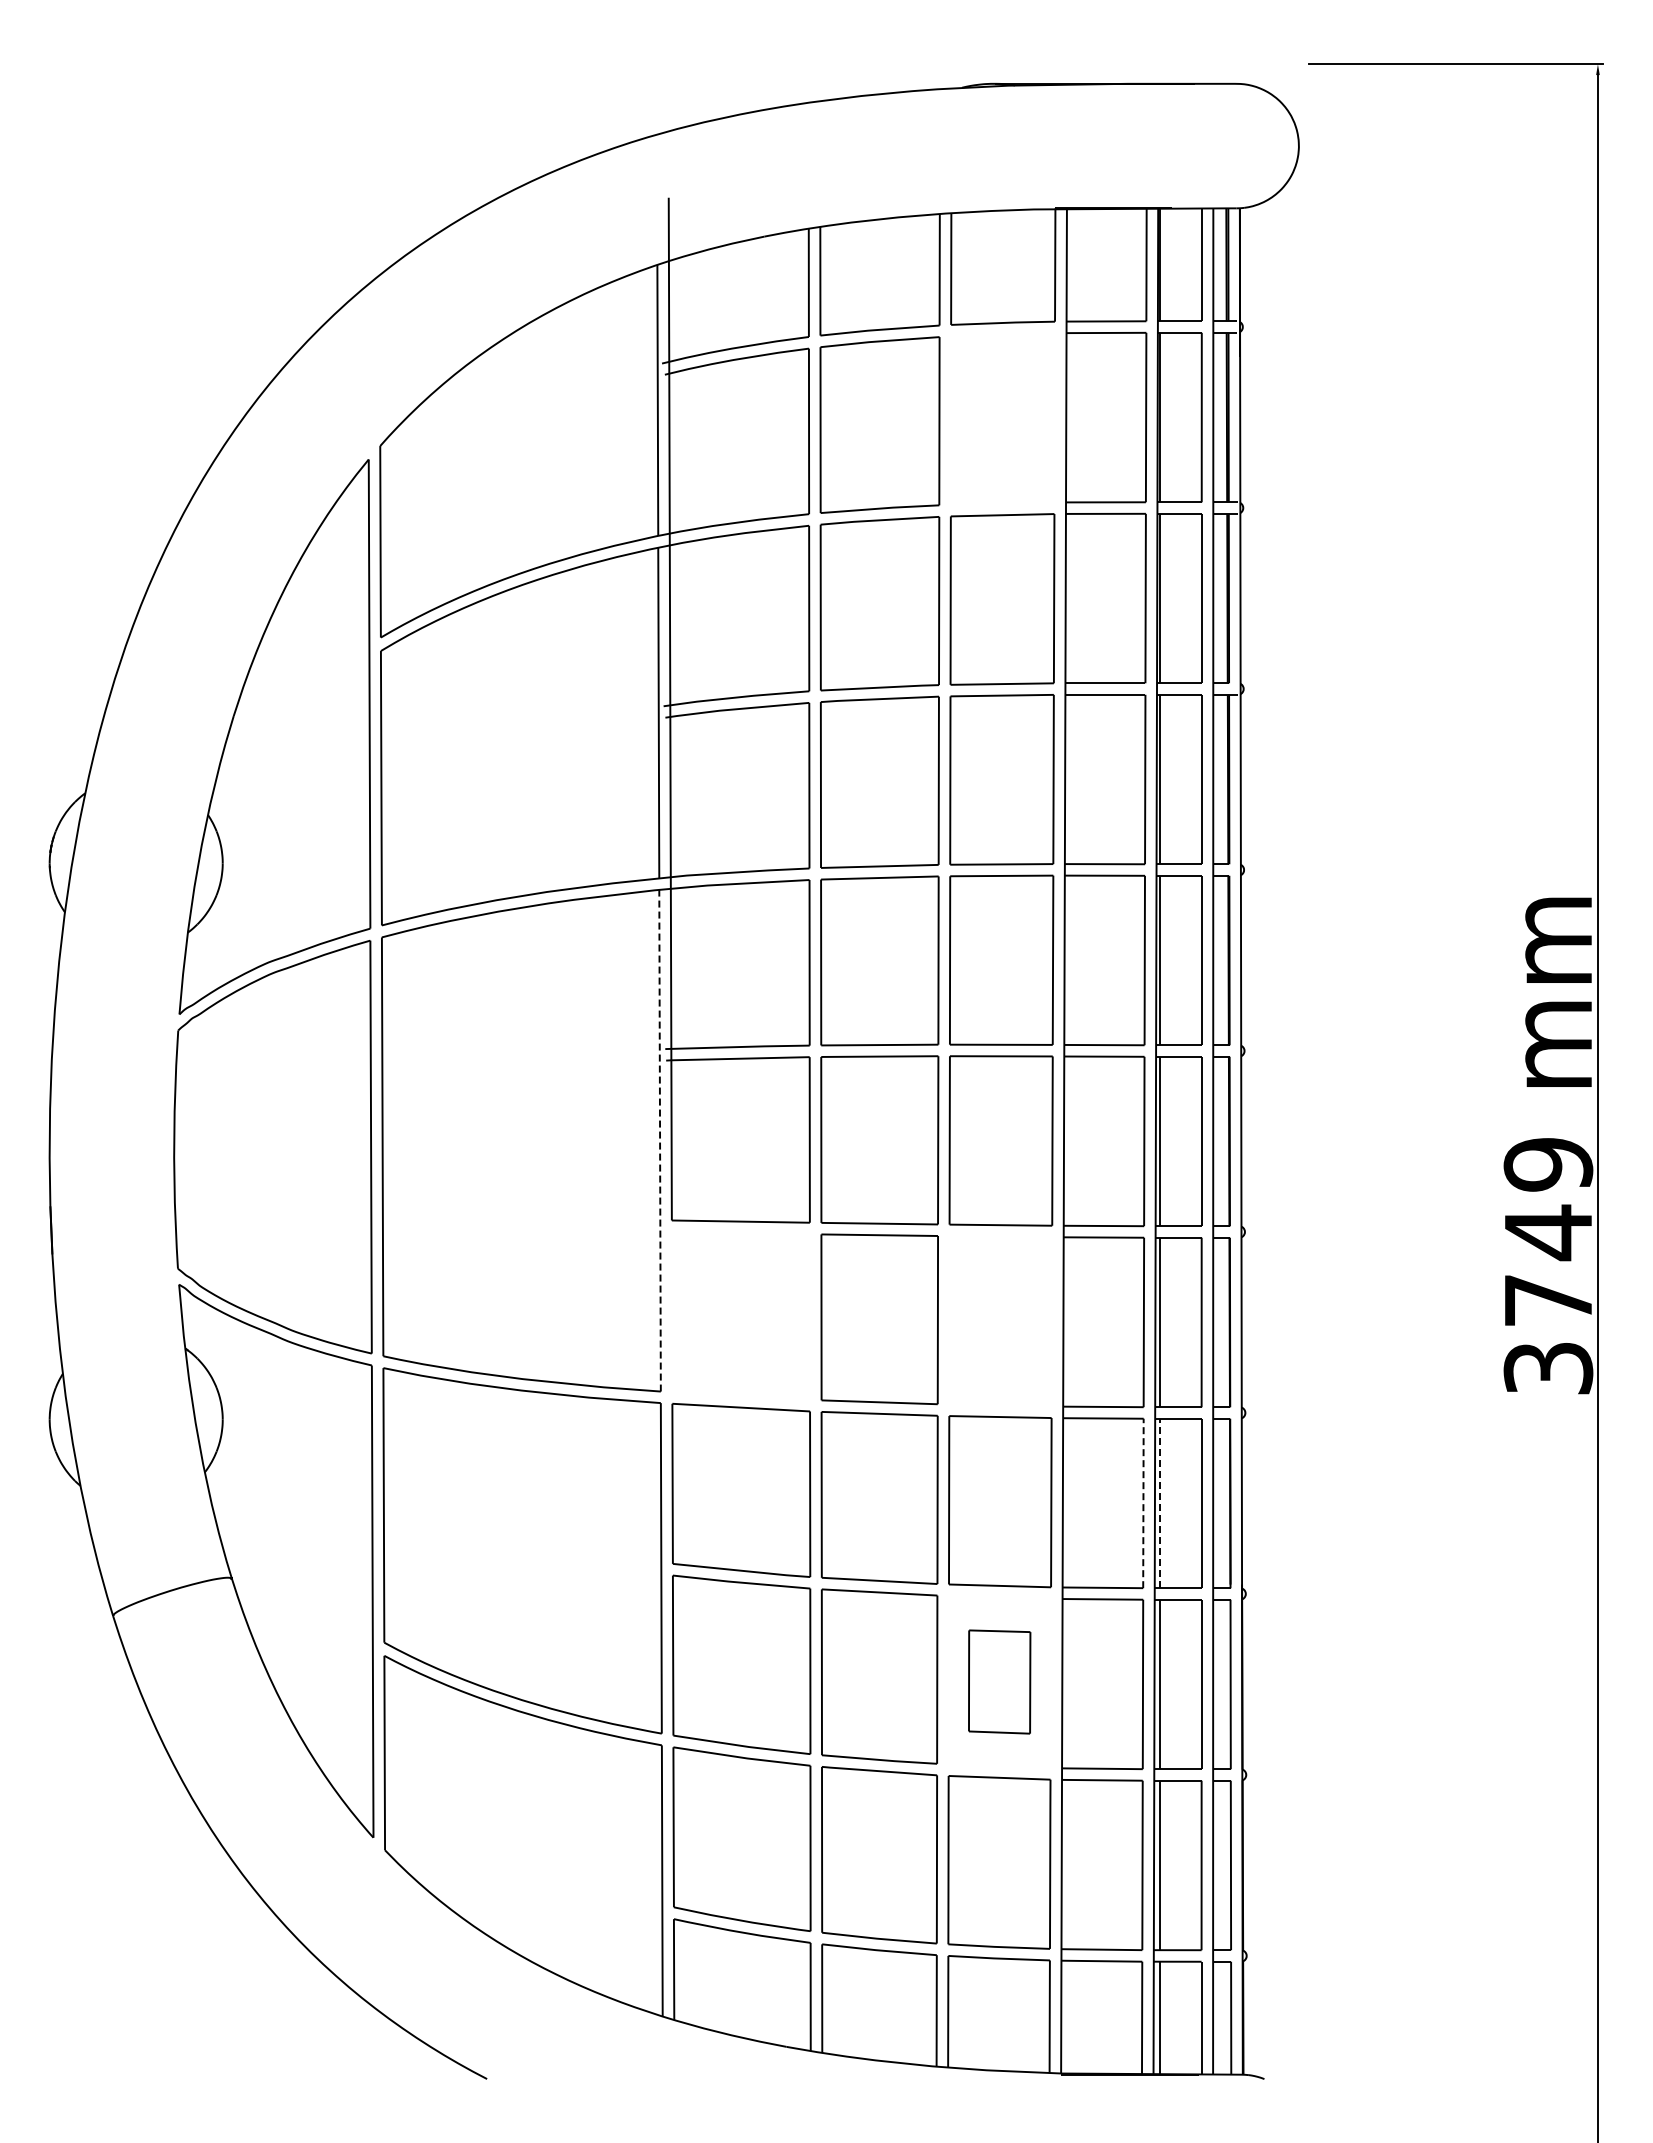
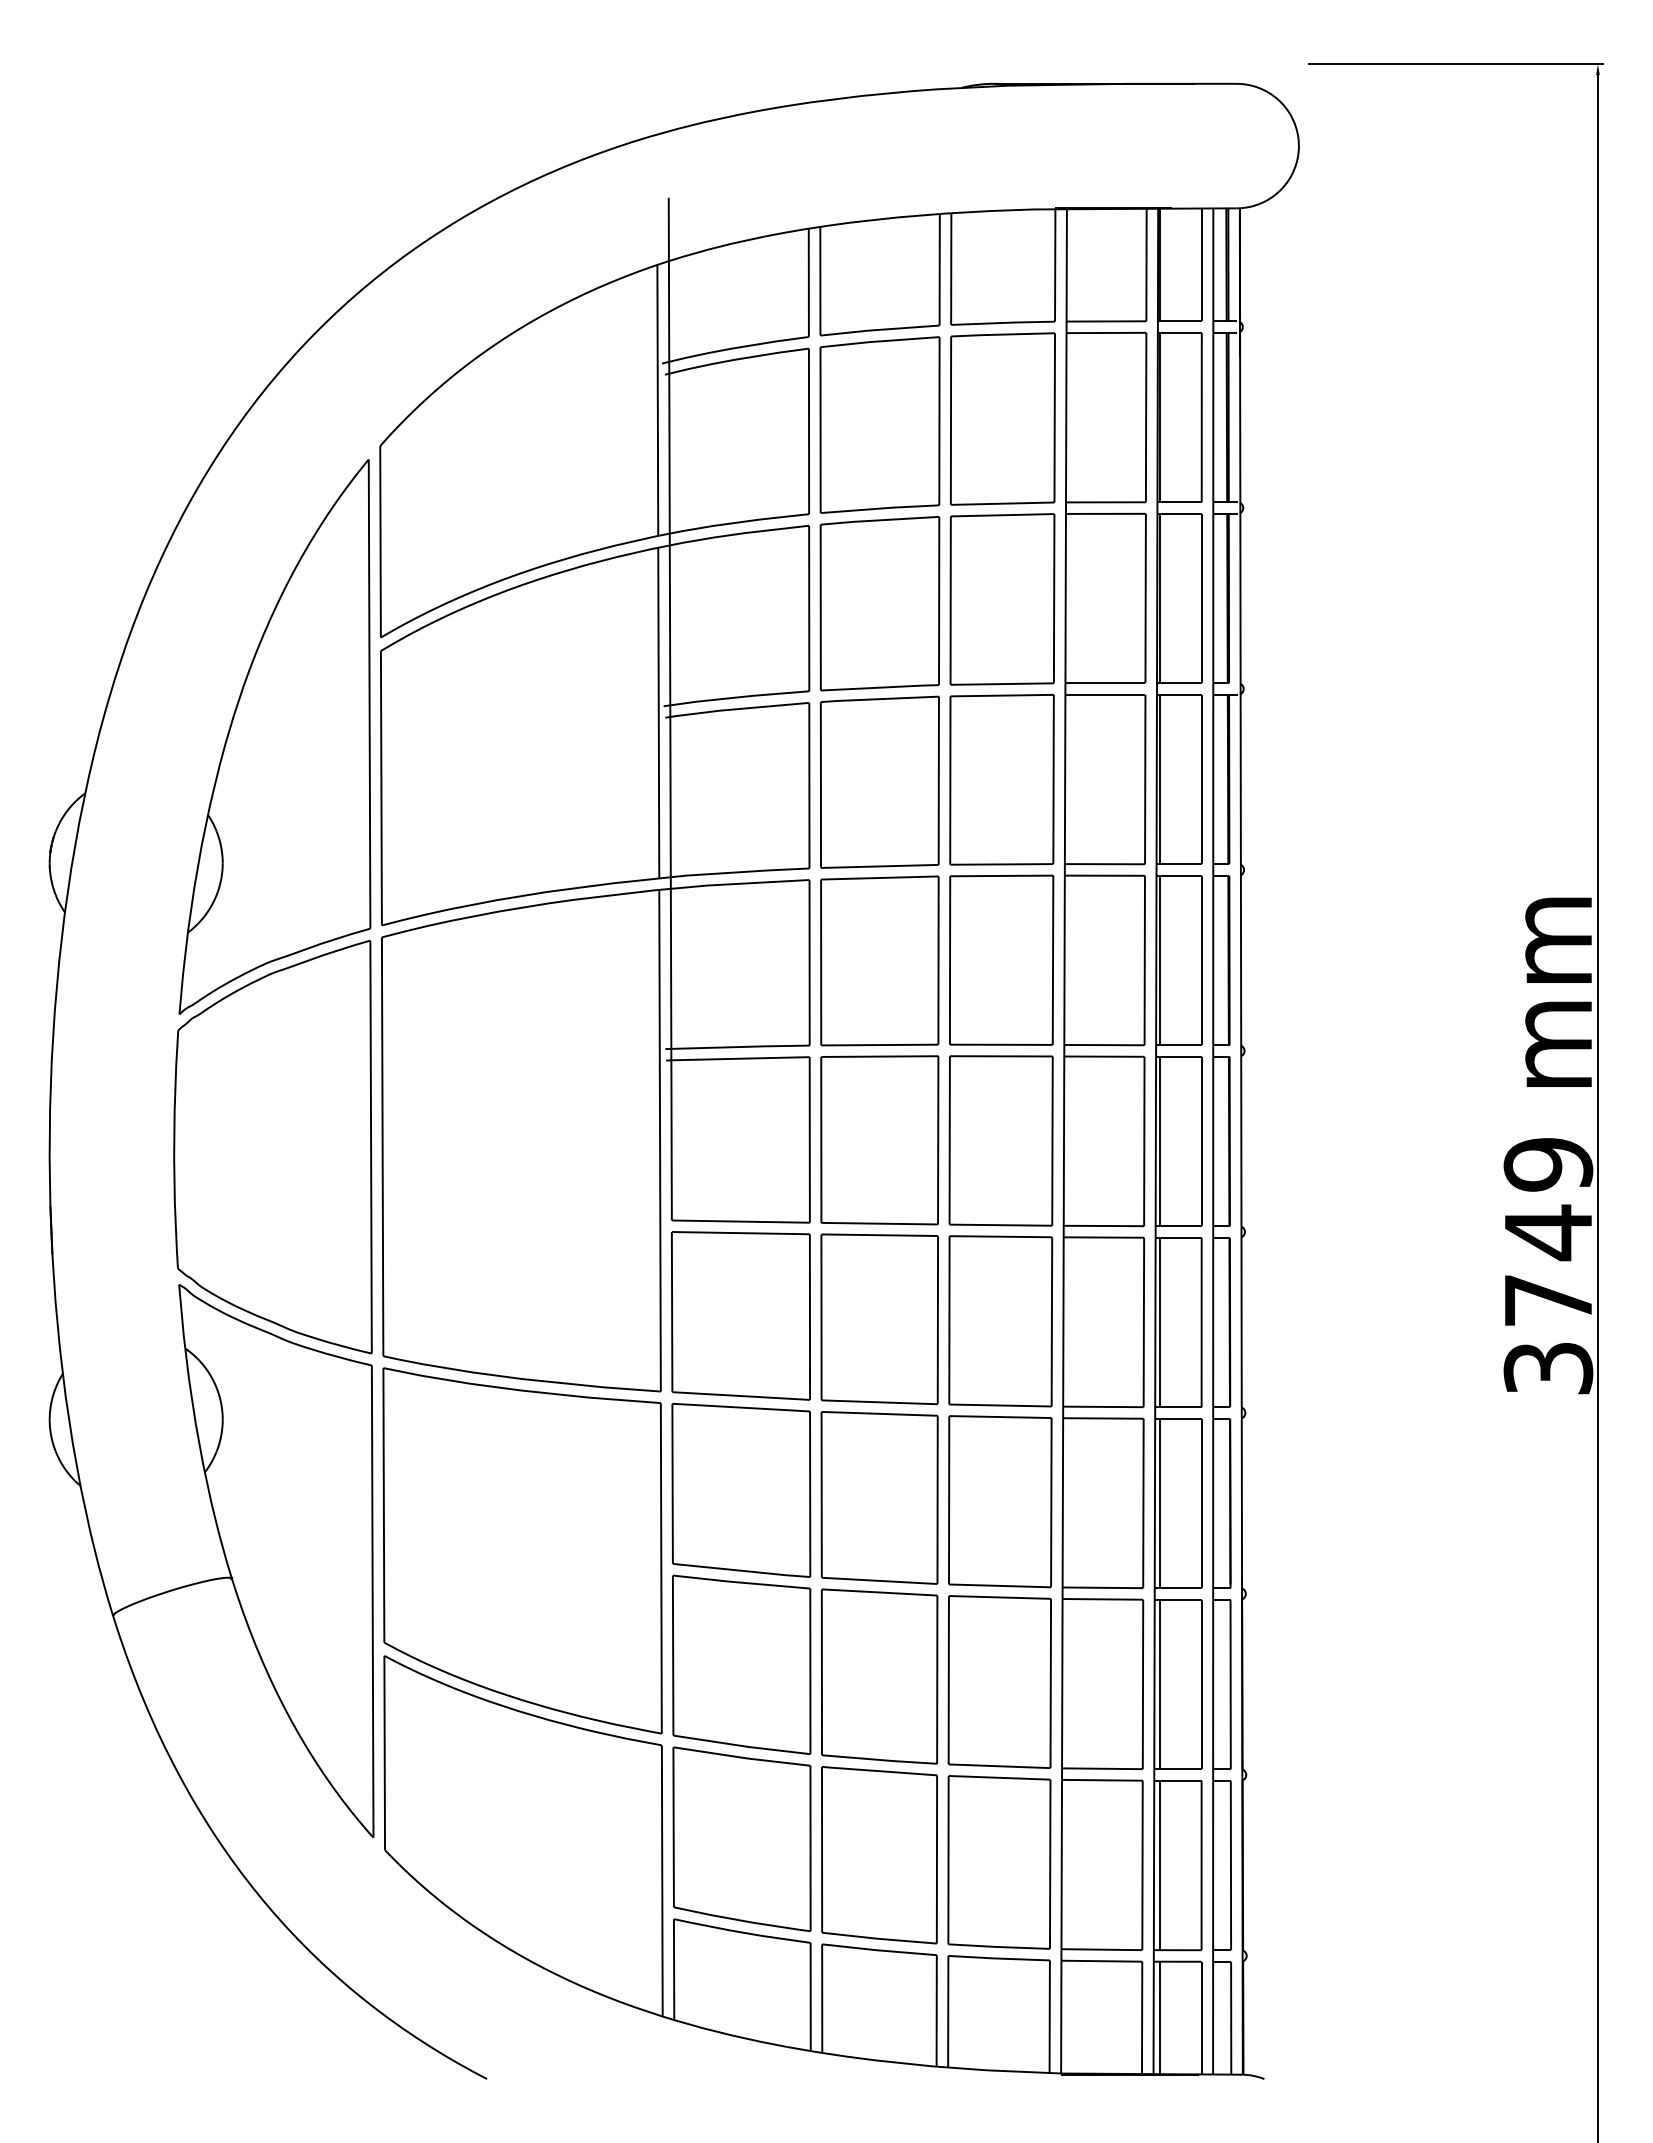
part: none -> present (1002, 418)
line: dashed -> solid (660, 1140)
part: none -> present (740, 1315)
part: none -> present (1000, 1321)
line: dashed -> solid (1143, 1503)
line: dashed -> solid (1159, 1503)
part size: 64x106 px -> 105x174 px (999, 1681)
